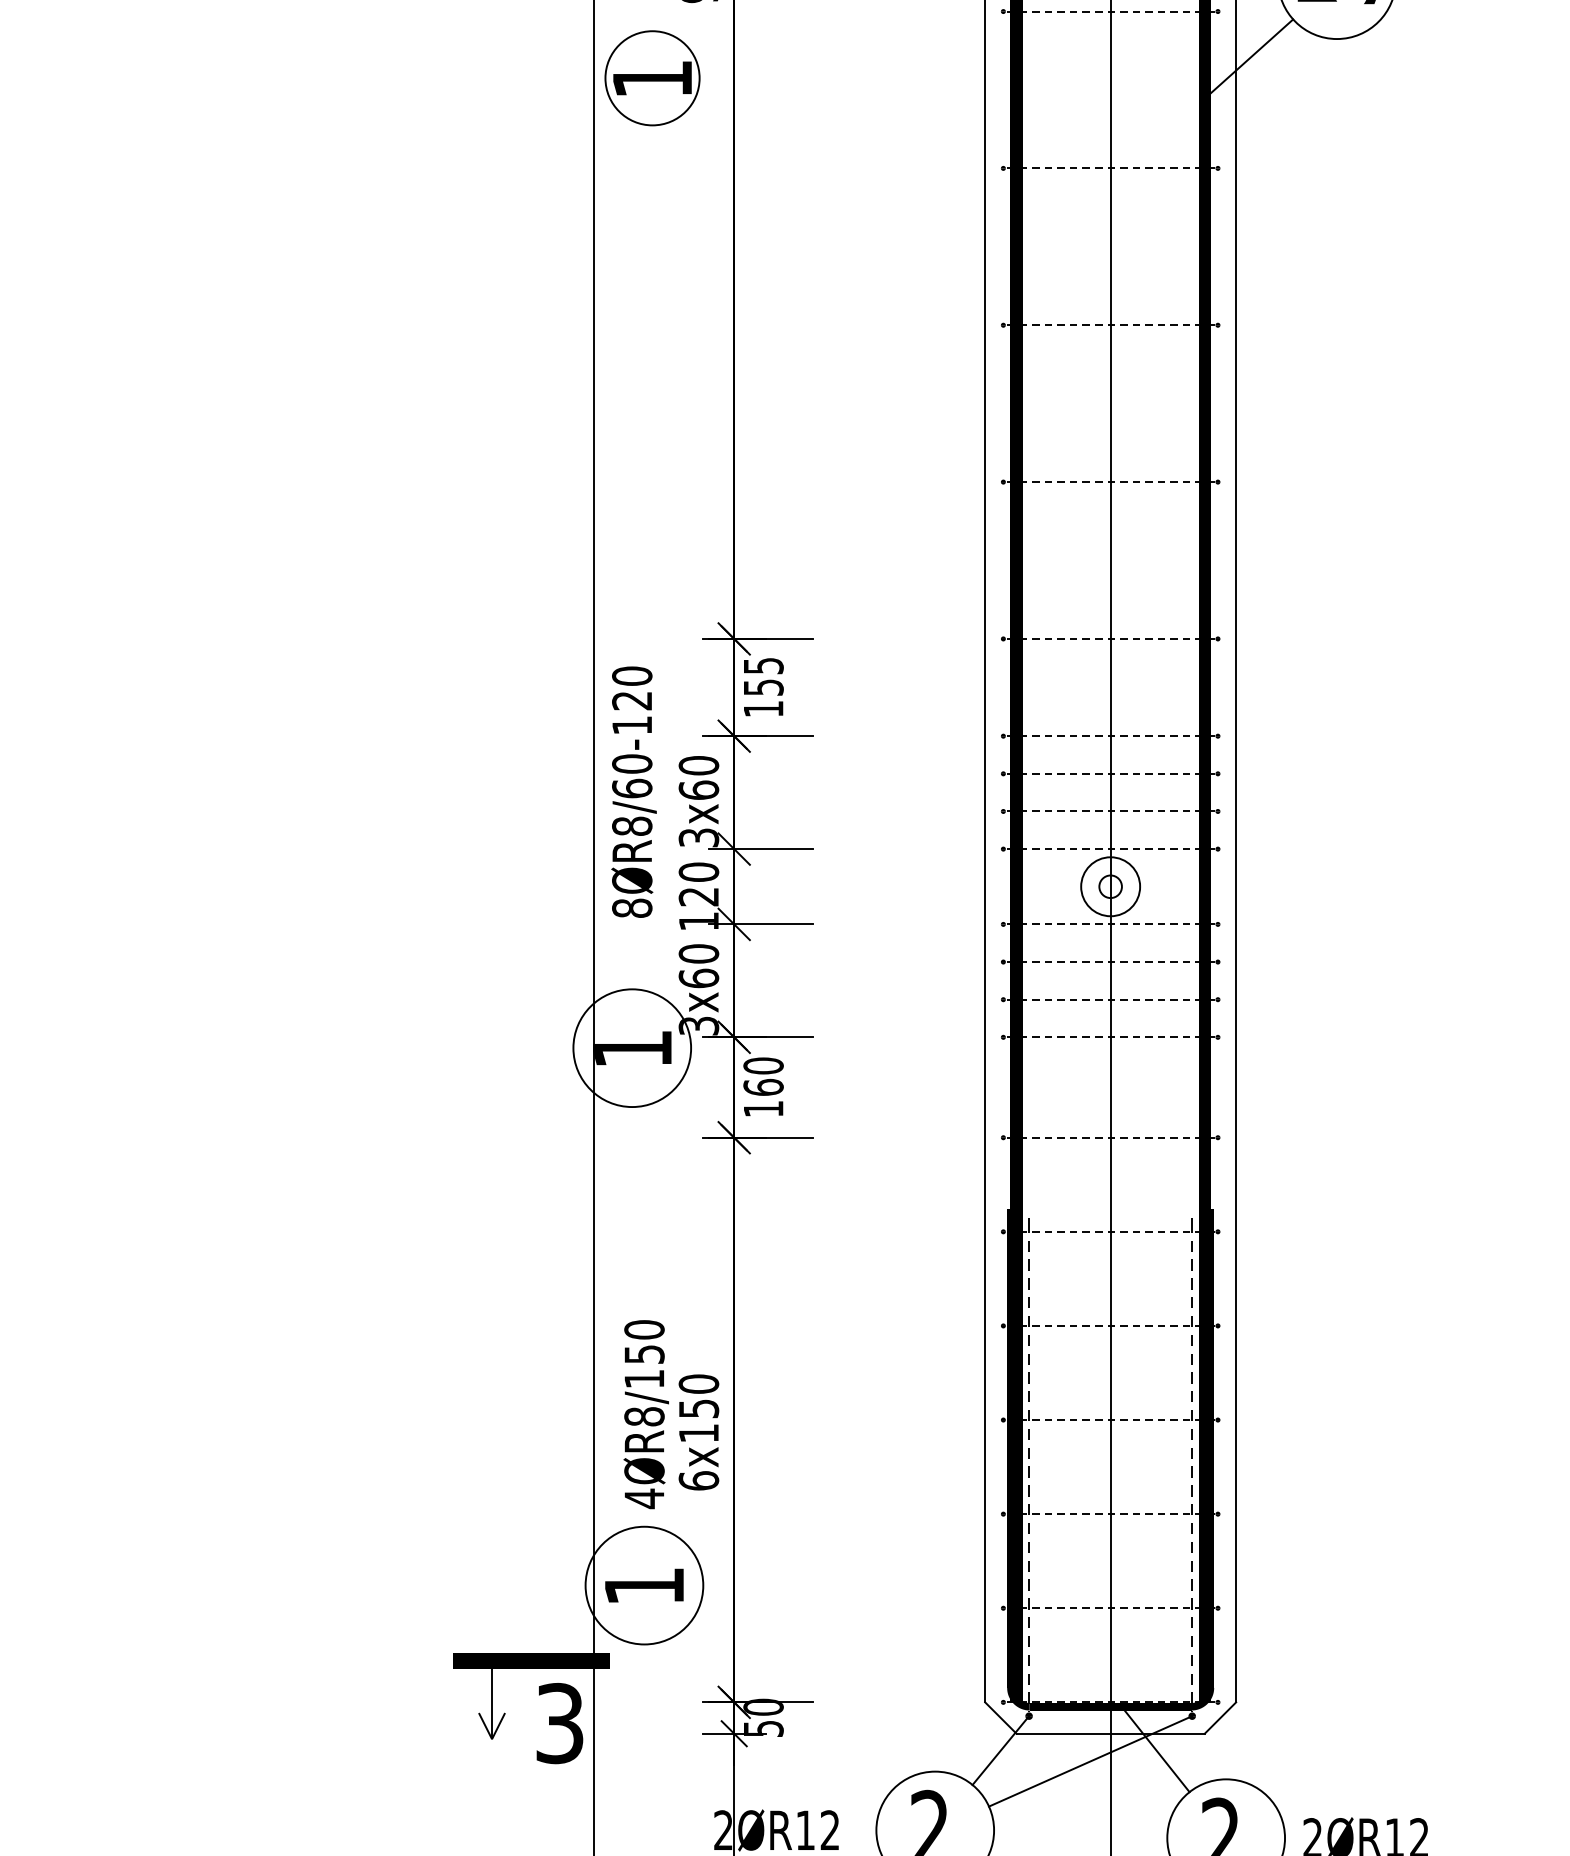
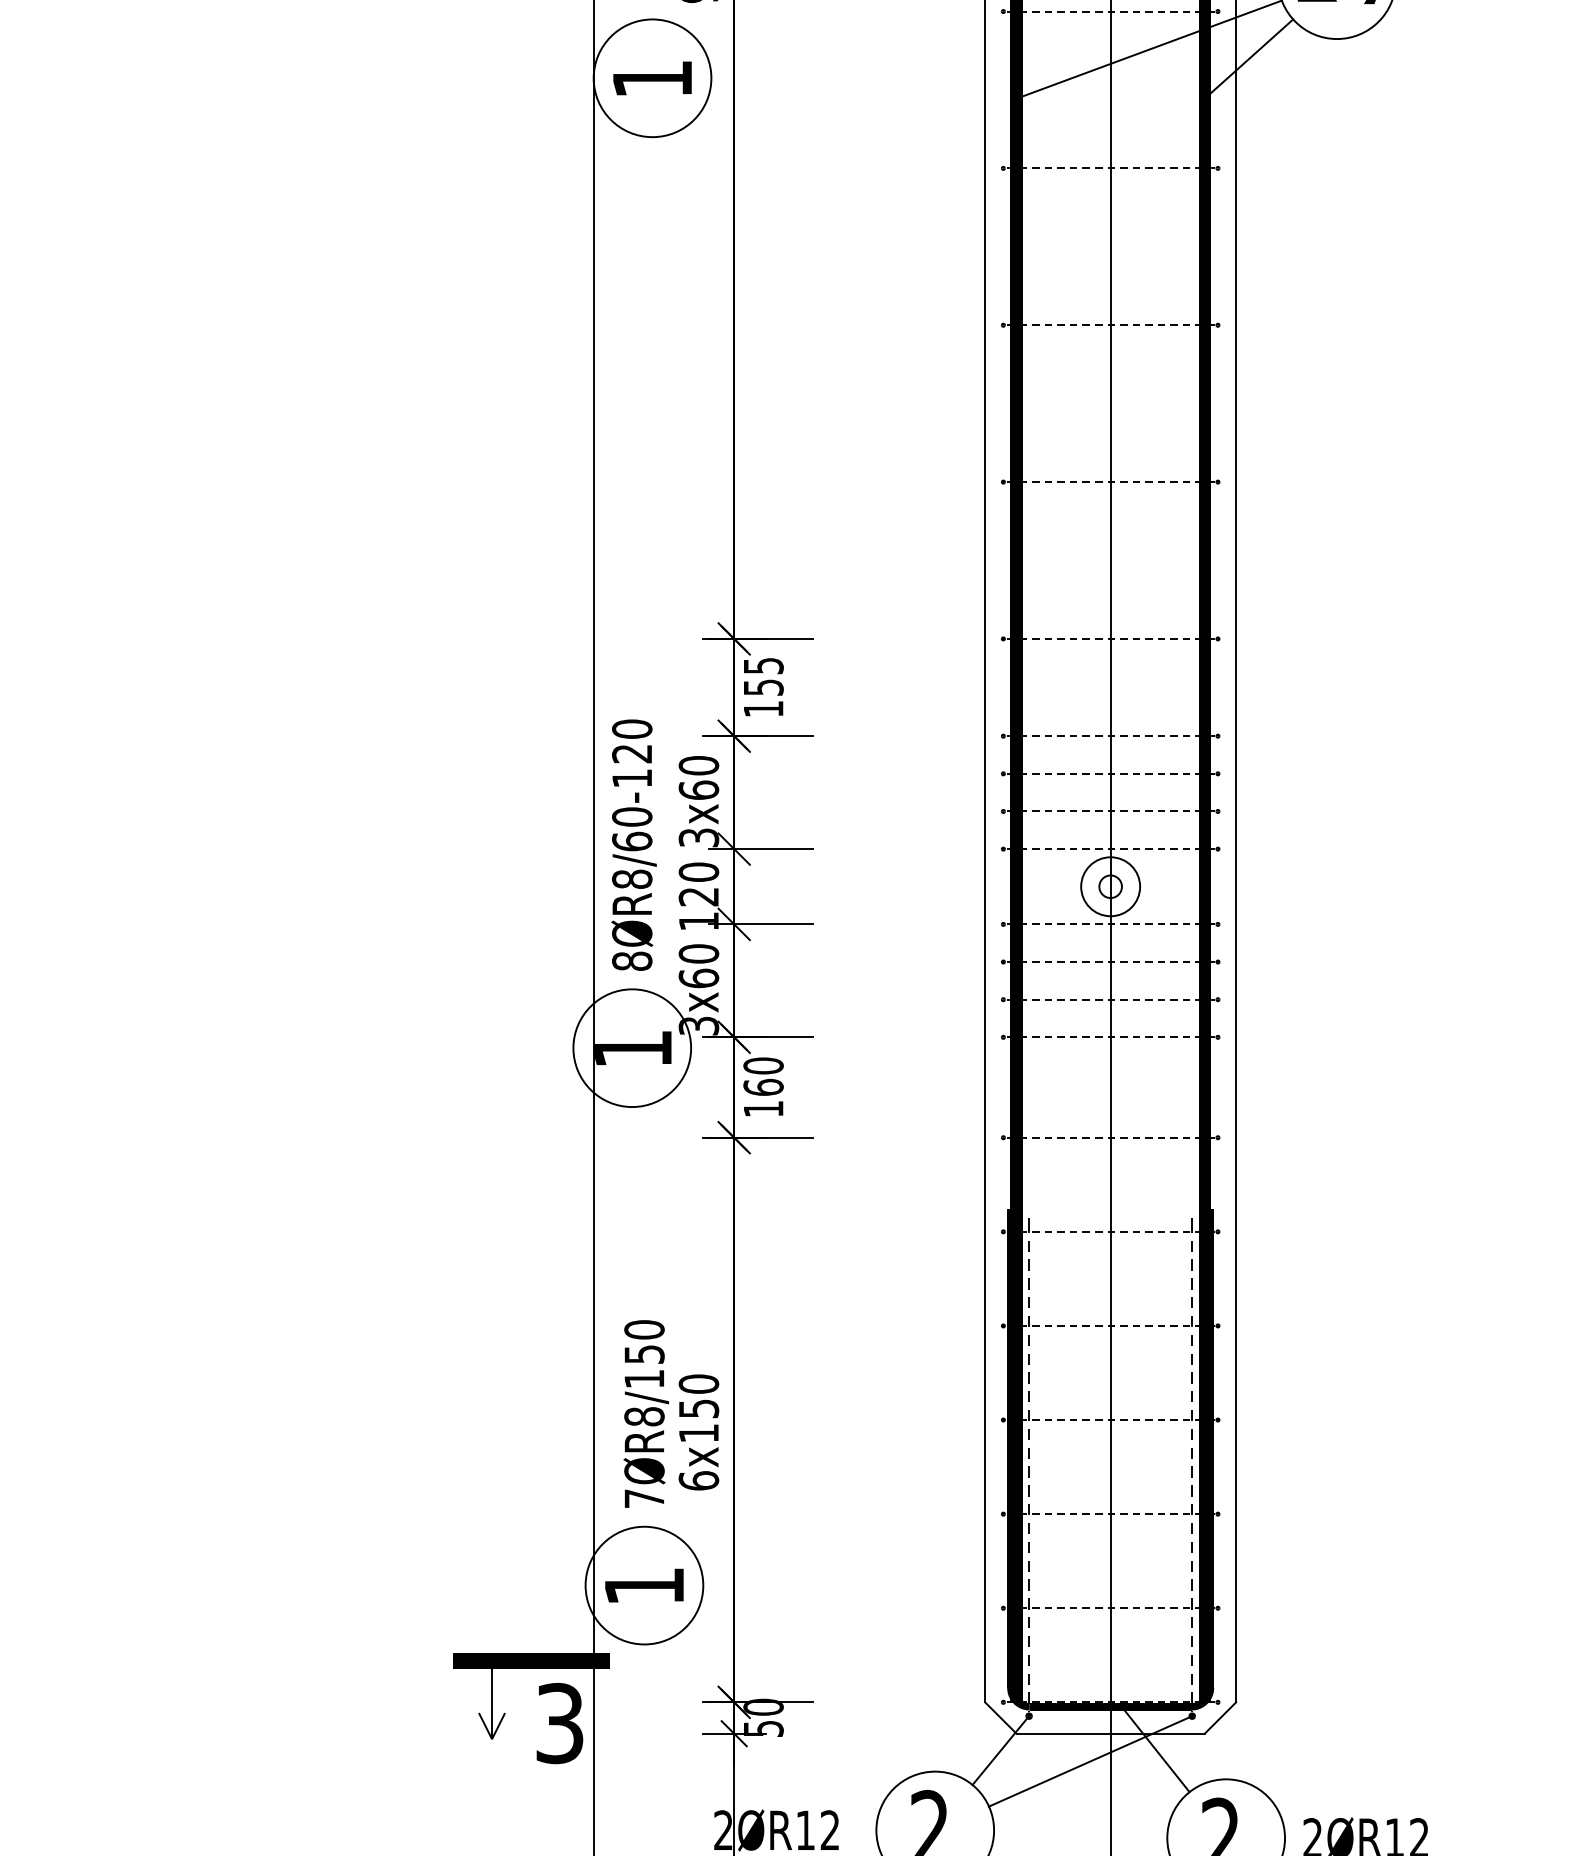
line: none -> present (1147, 50)
circle diameter: 94 px -> 118 px (652, 78)
text position: (633, 791) -> (633, 844) (633, 844)
text: 4ØR8/150 -> 7ØR8/150 (644, 1498)
